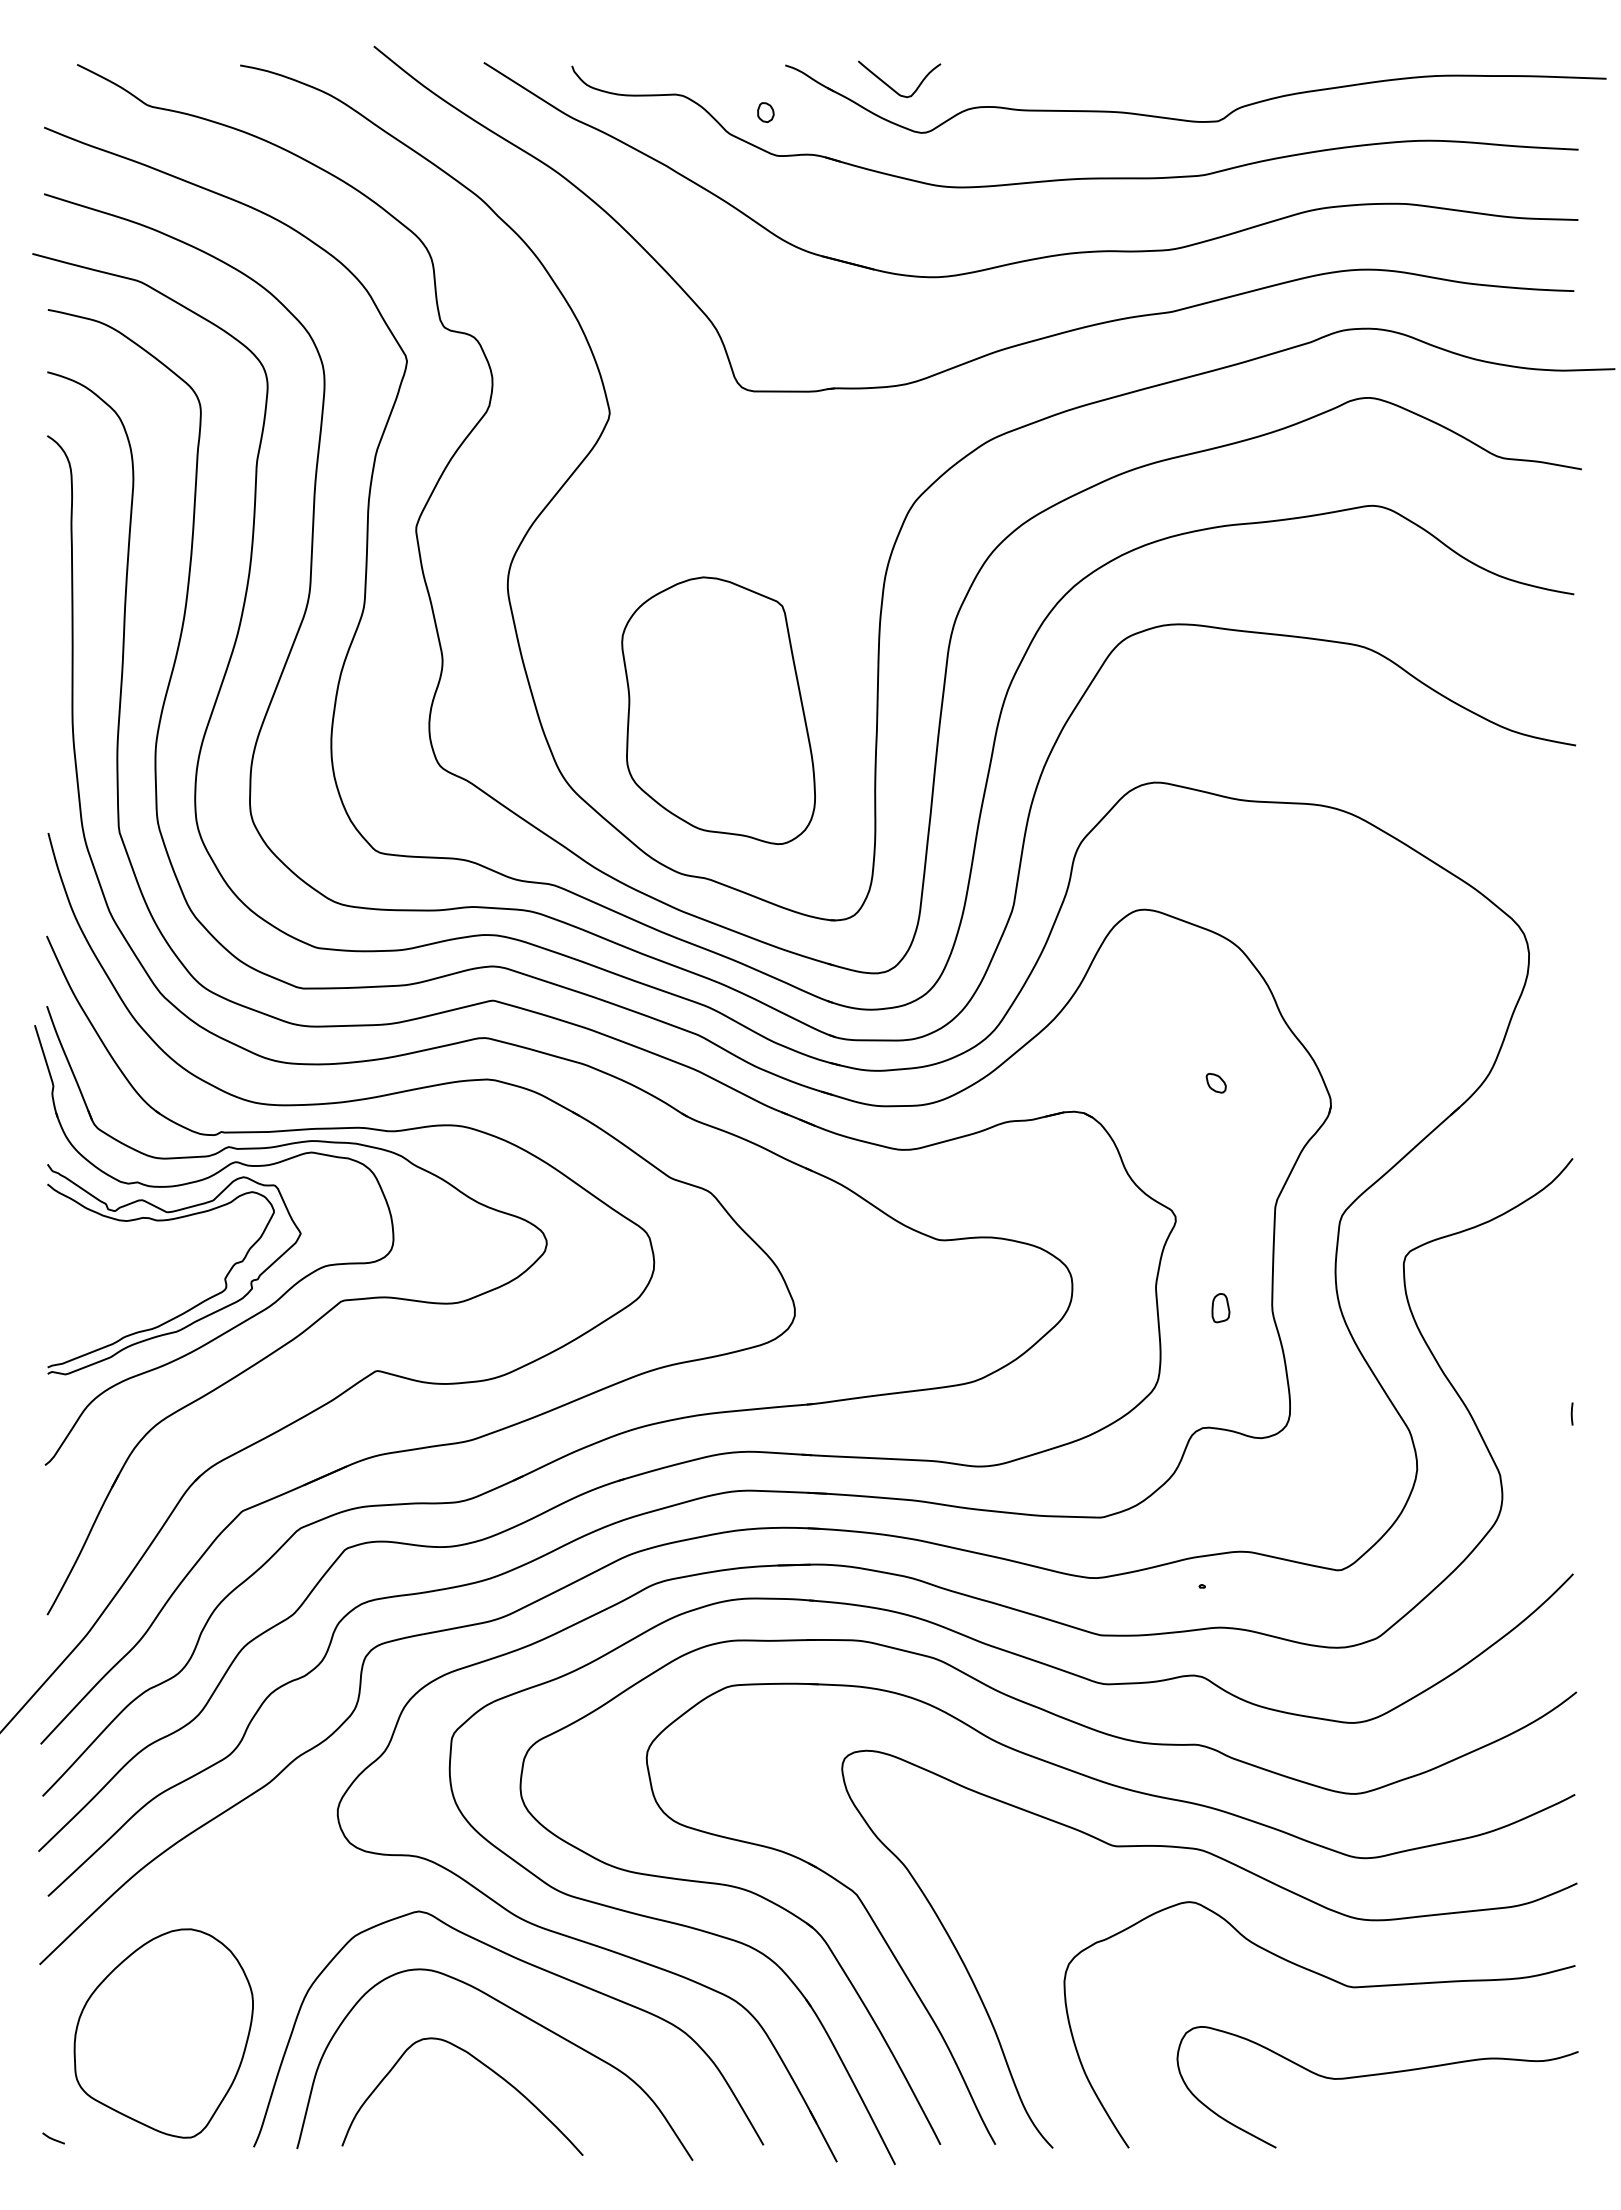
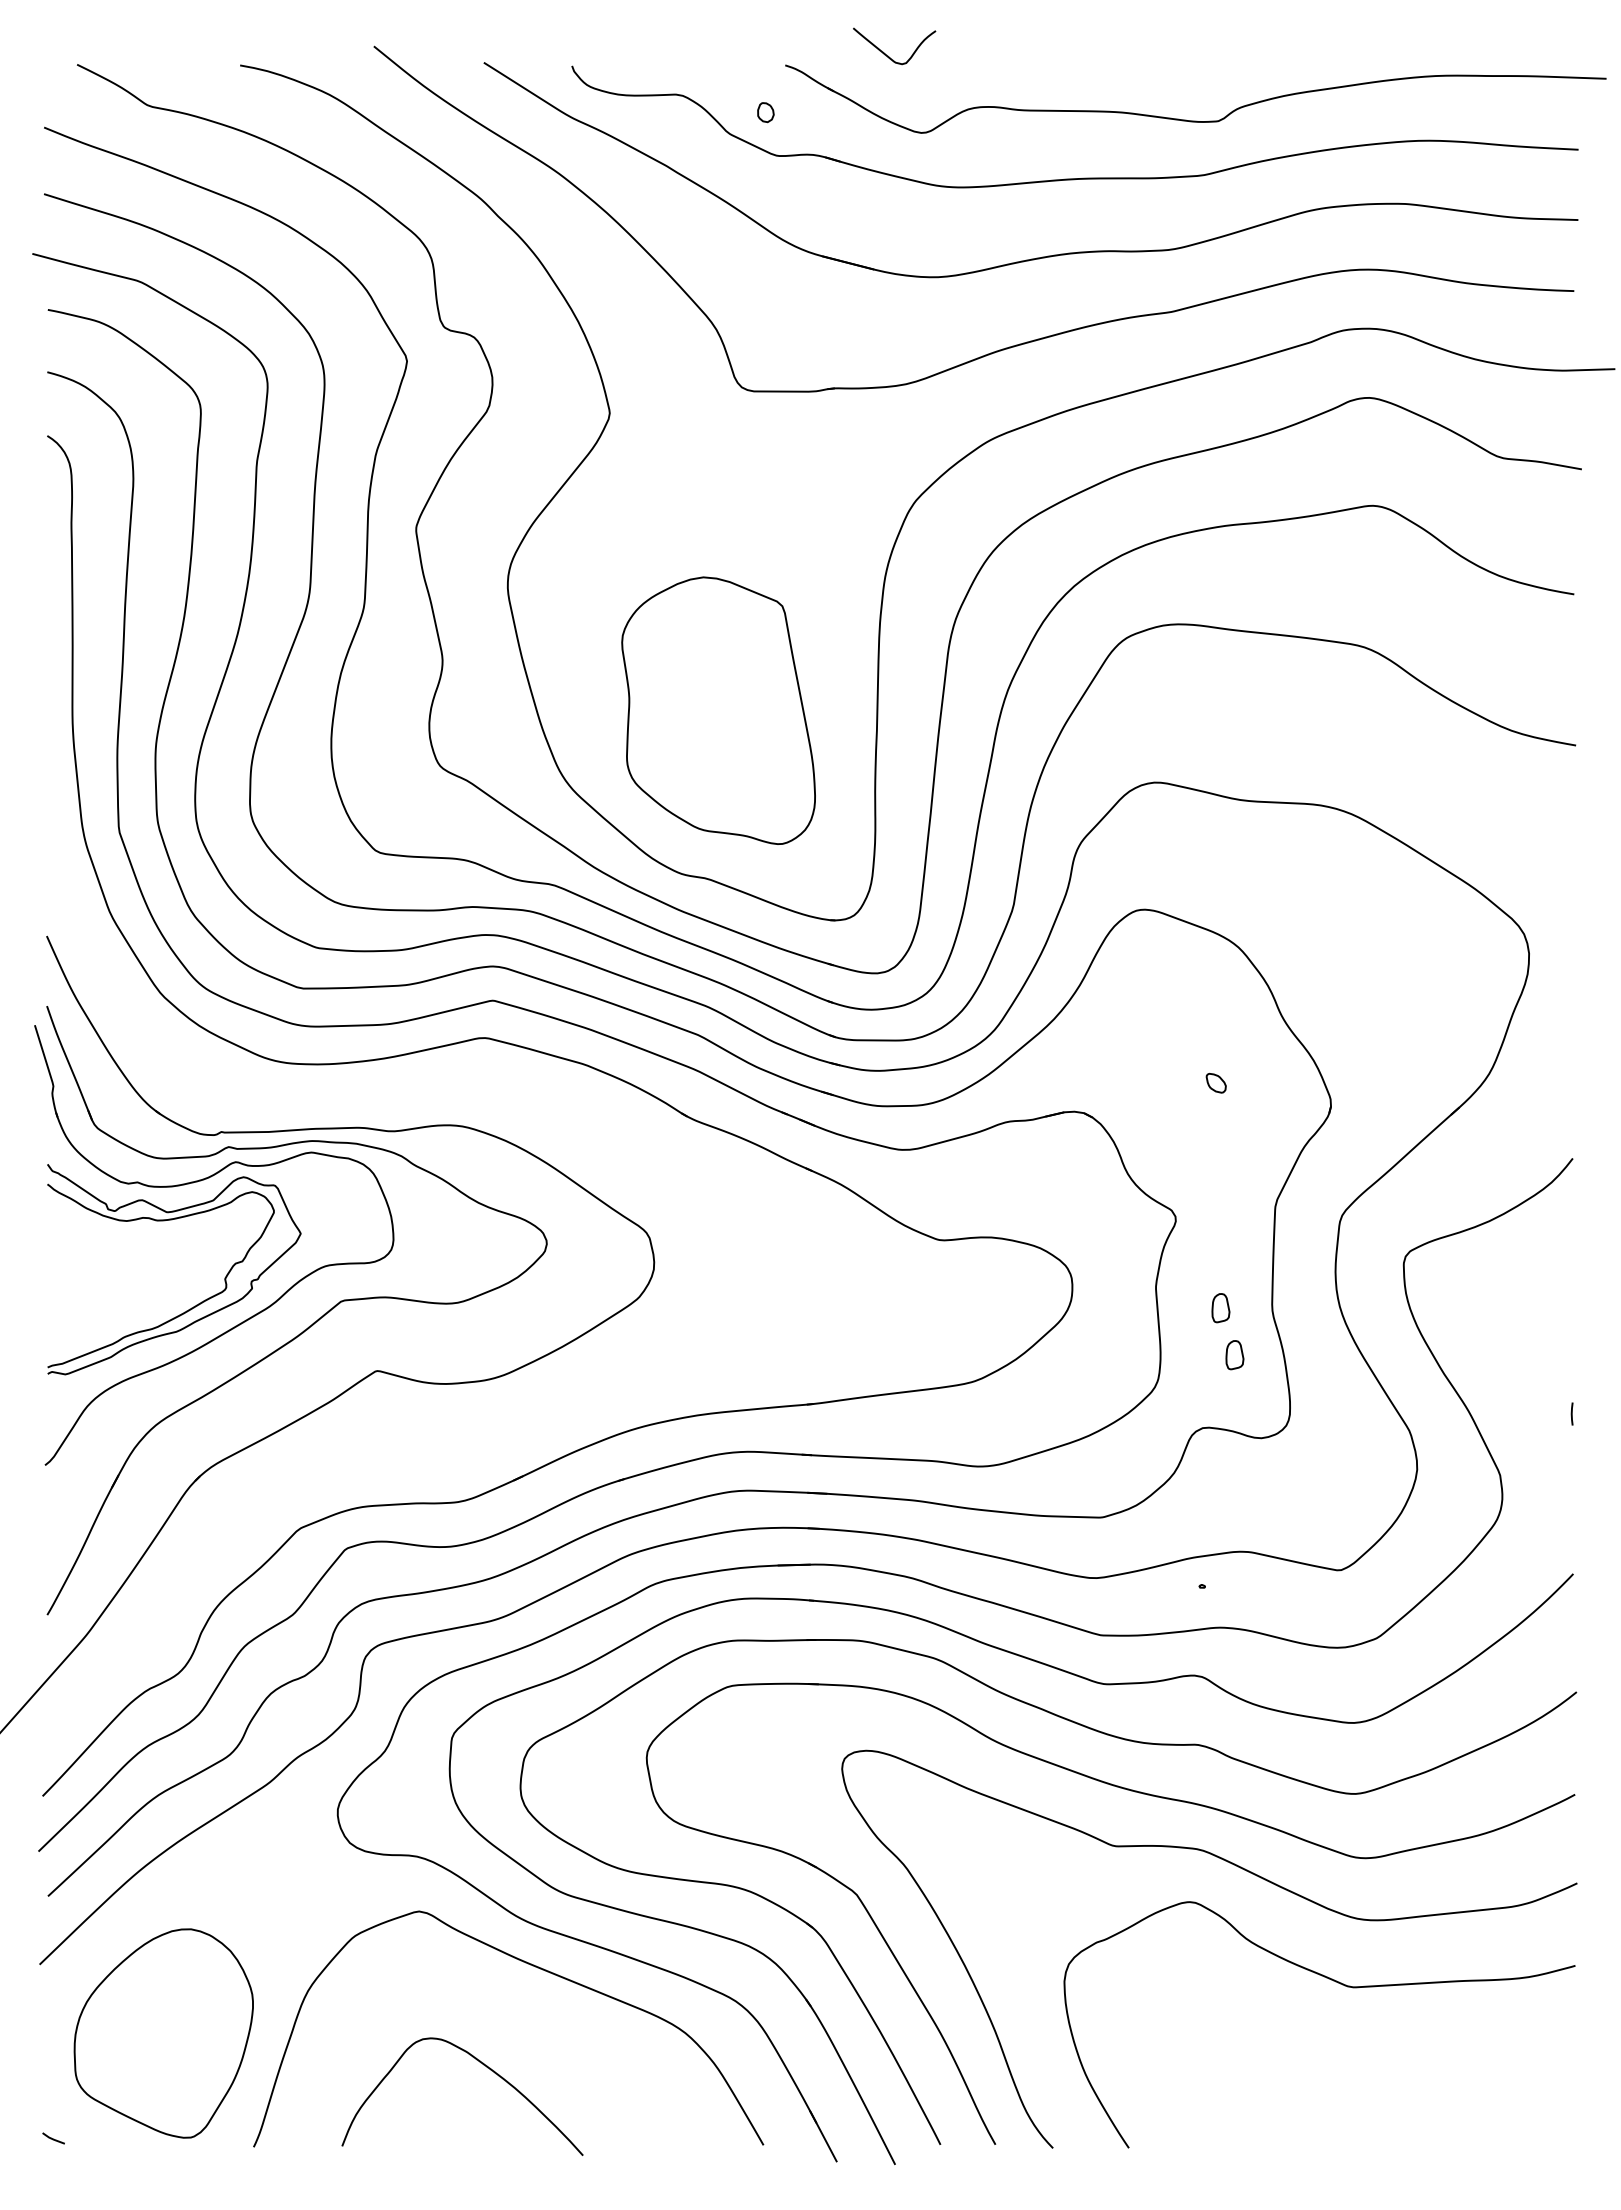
curve position: (893, 88) -> (888, 55) (888, 55)
part: none -> present (1234, 1355)
part: present -> none (437, 1444)
curve: present -> none (524, 2017)
curve: present -> none (1377, 2075)
